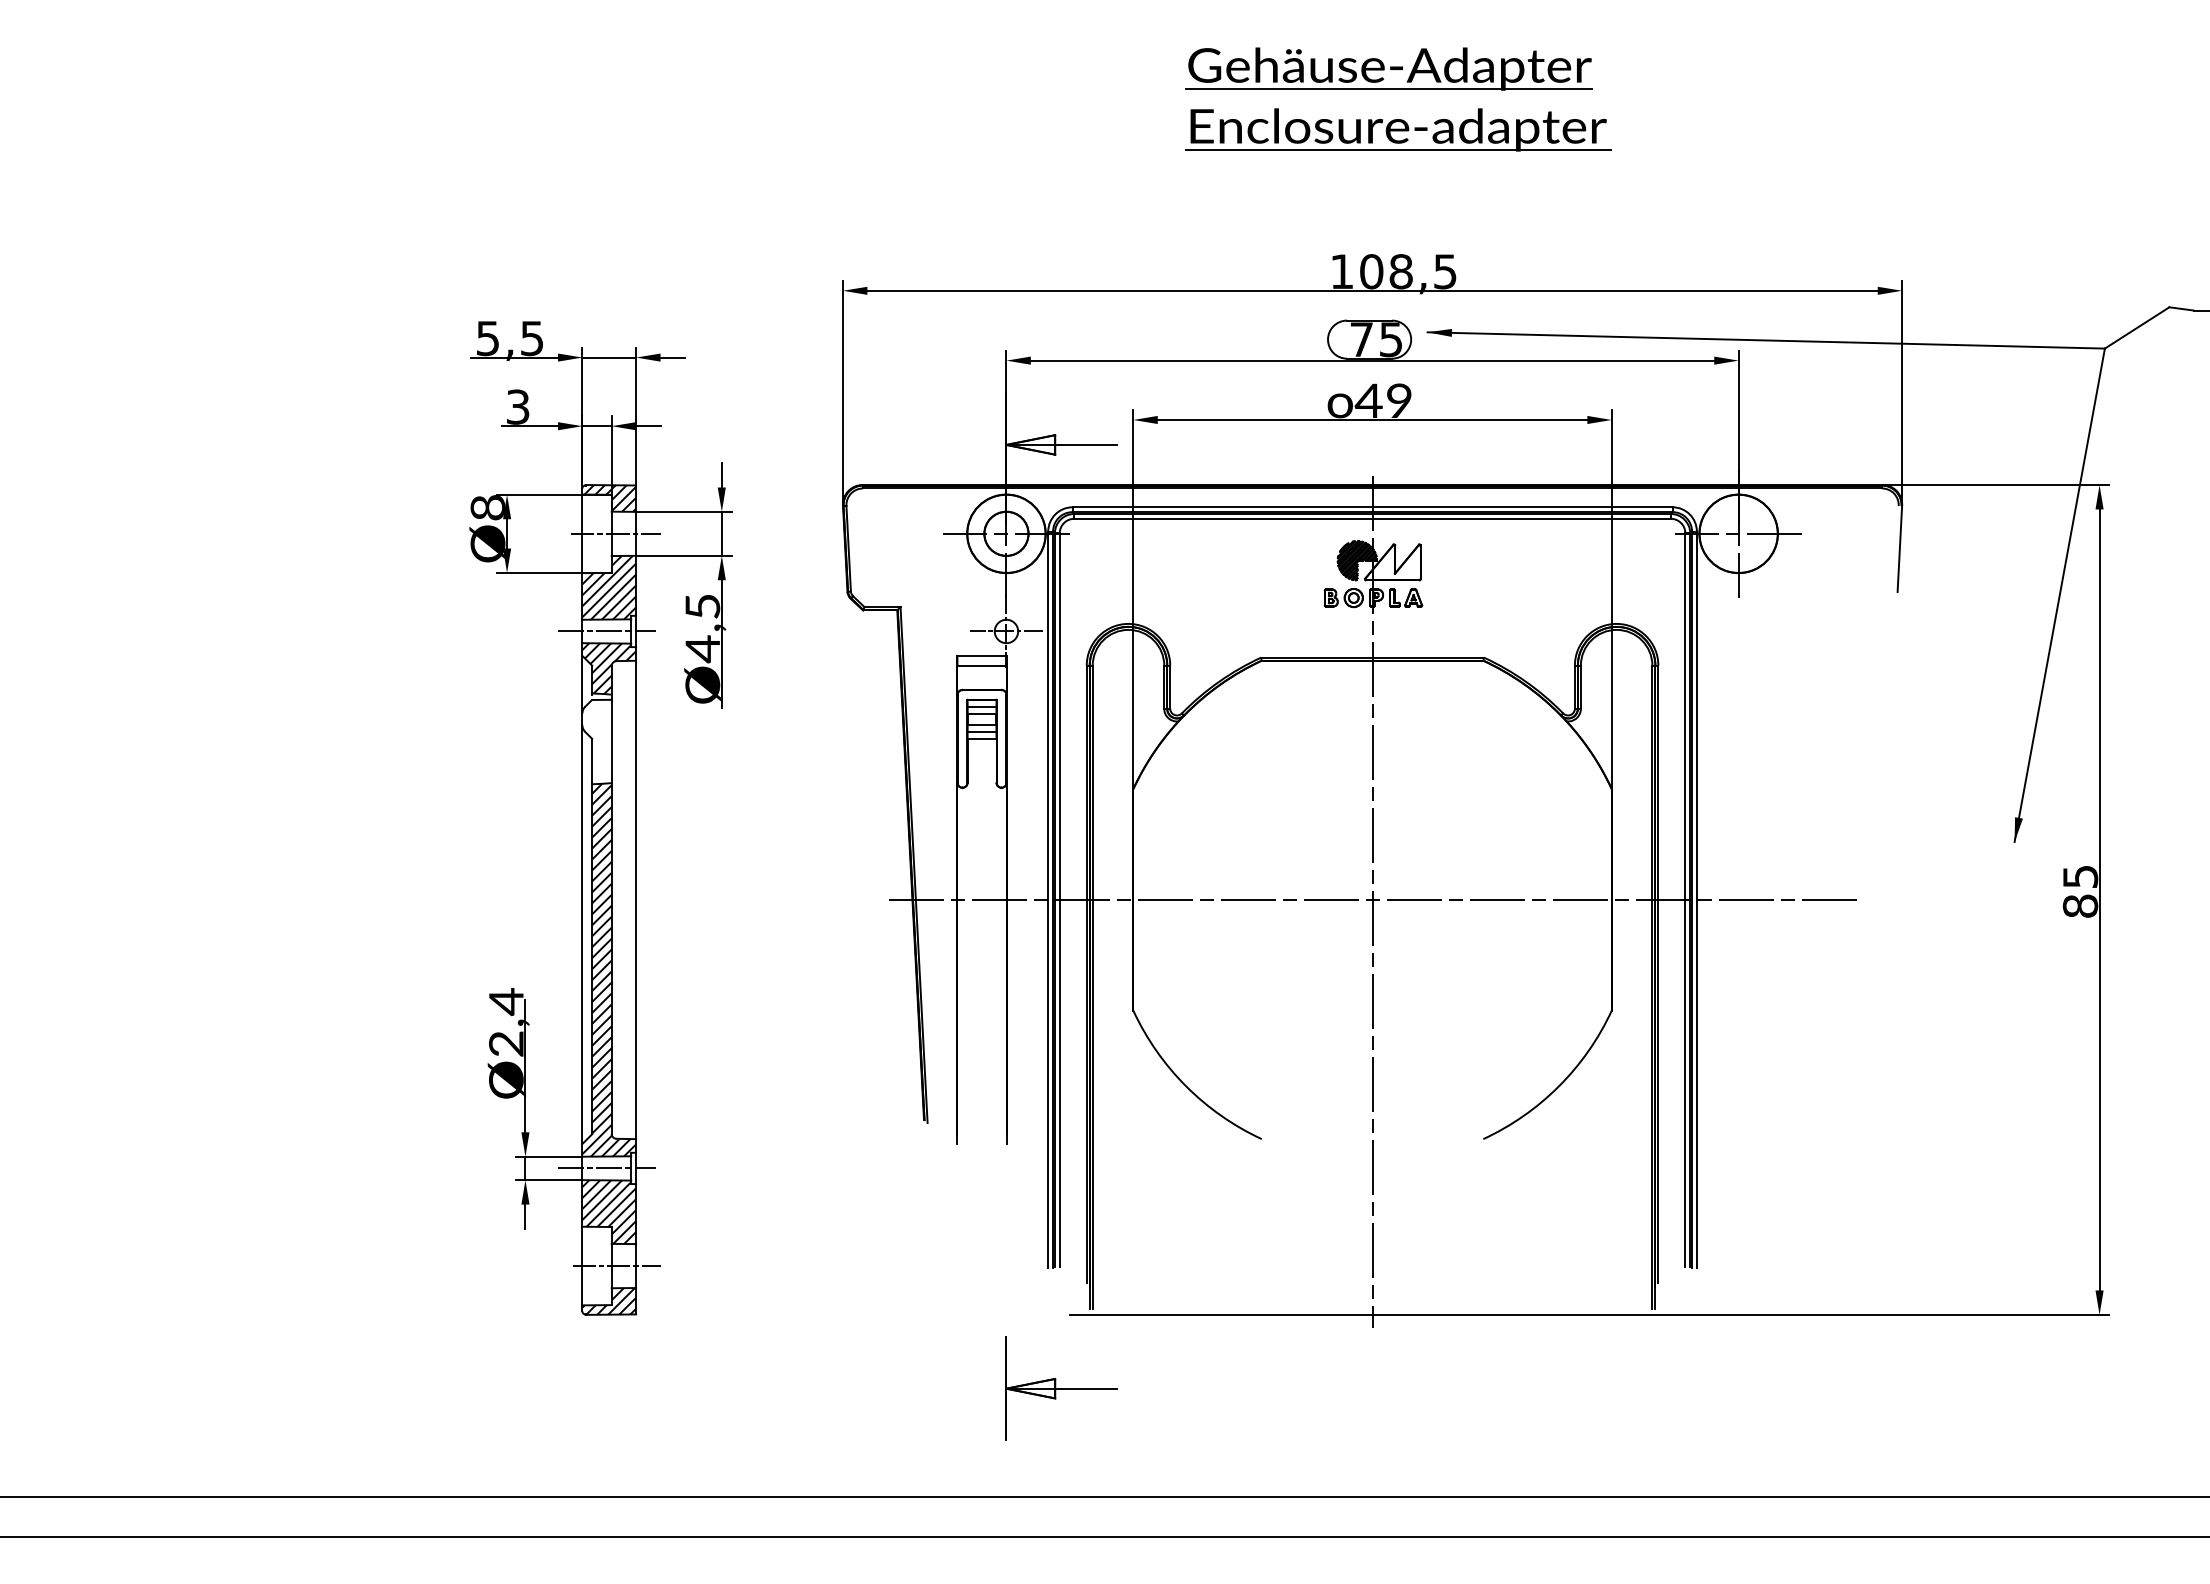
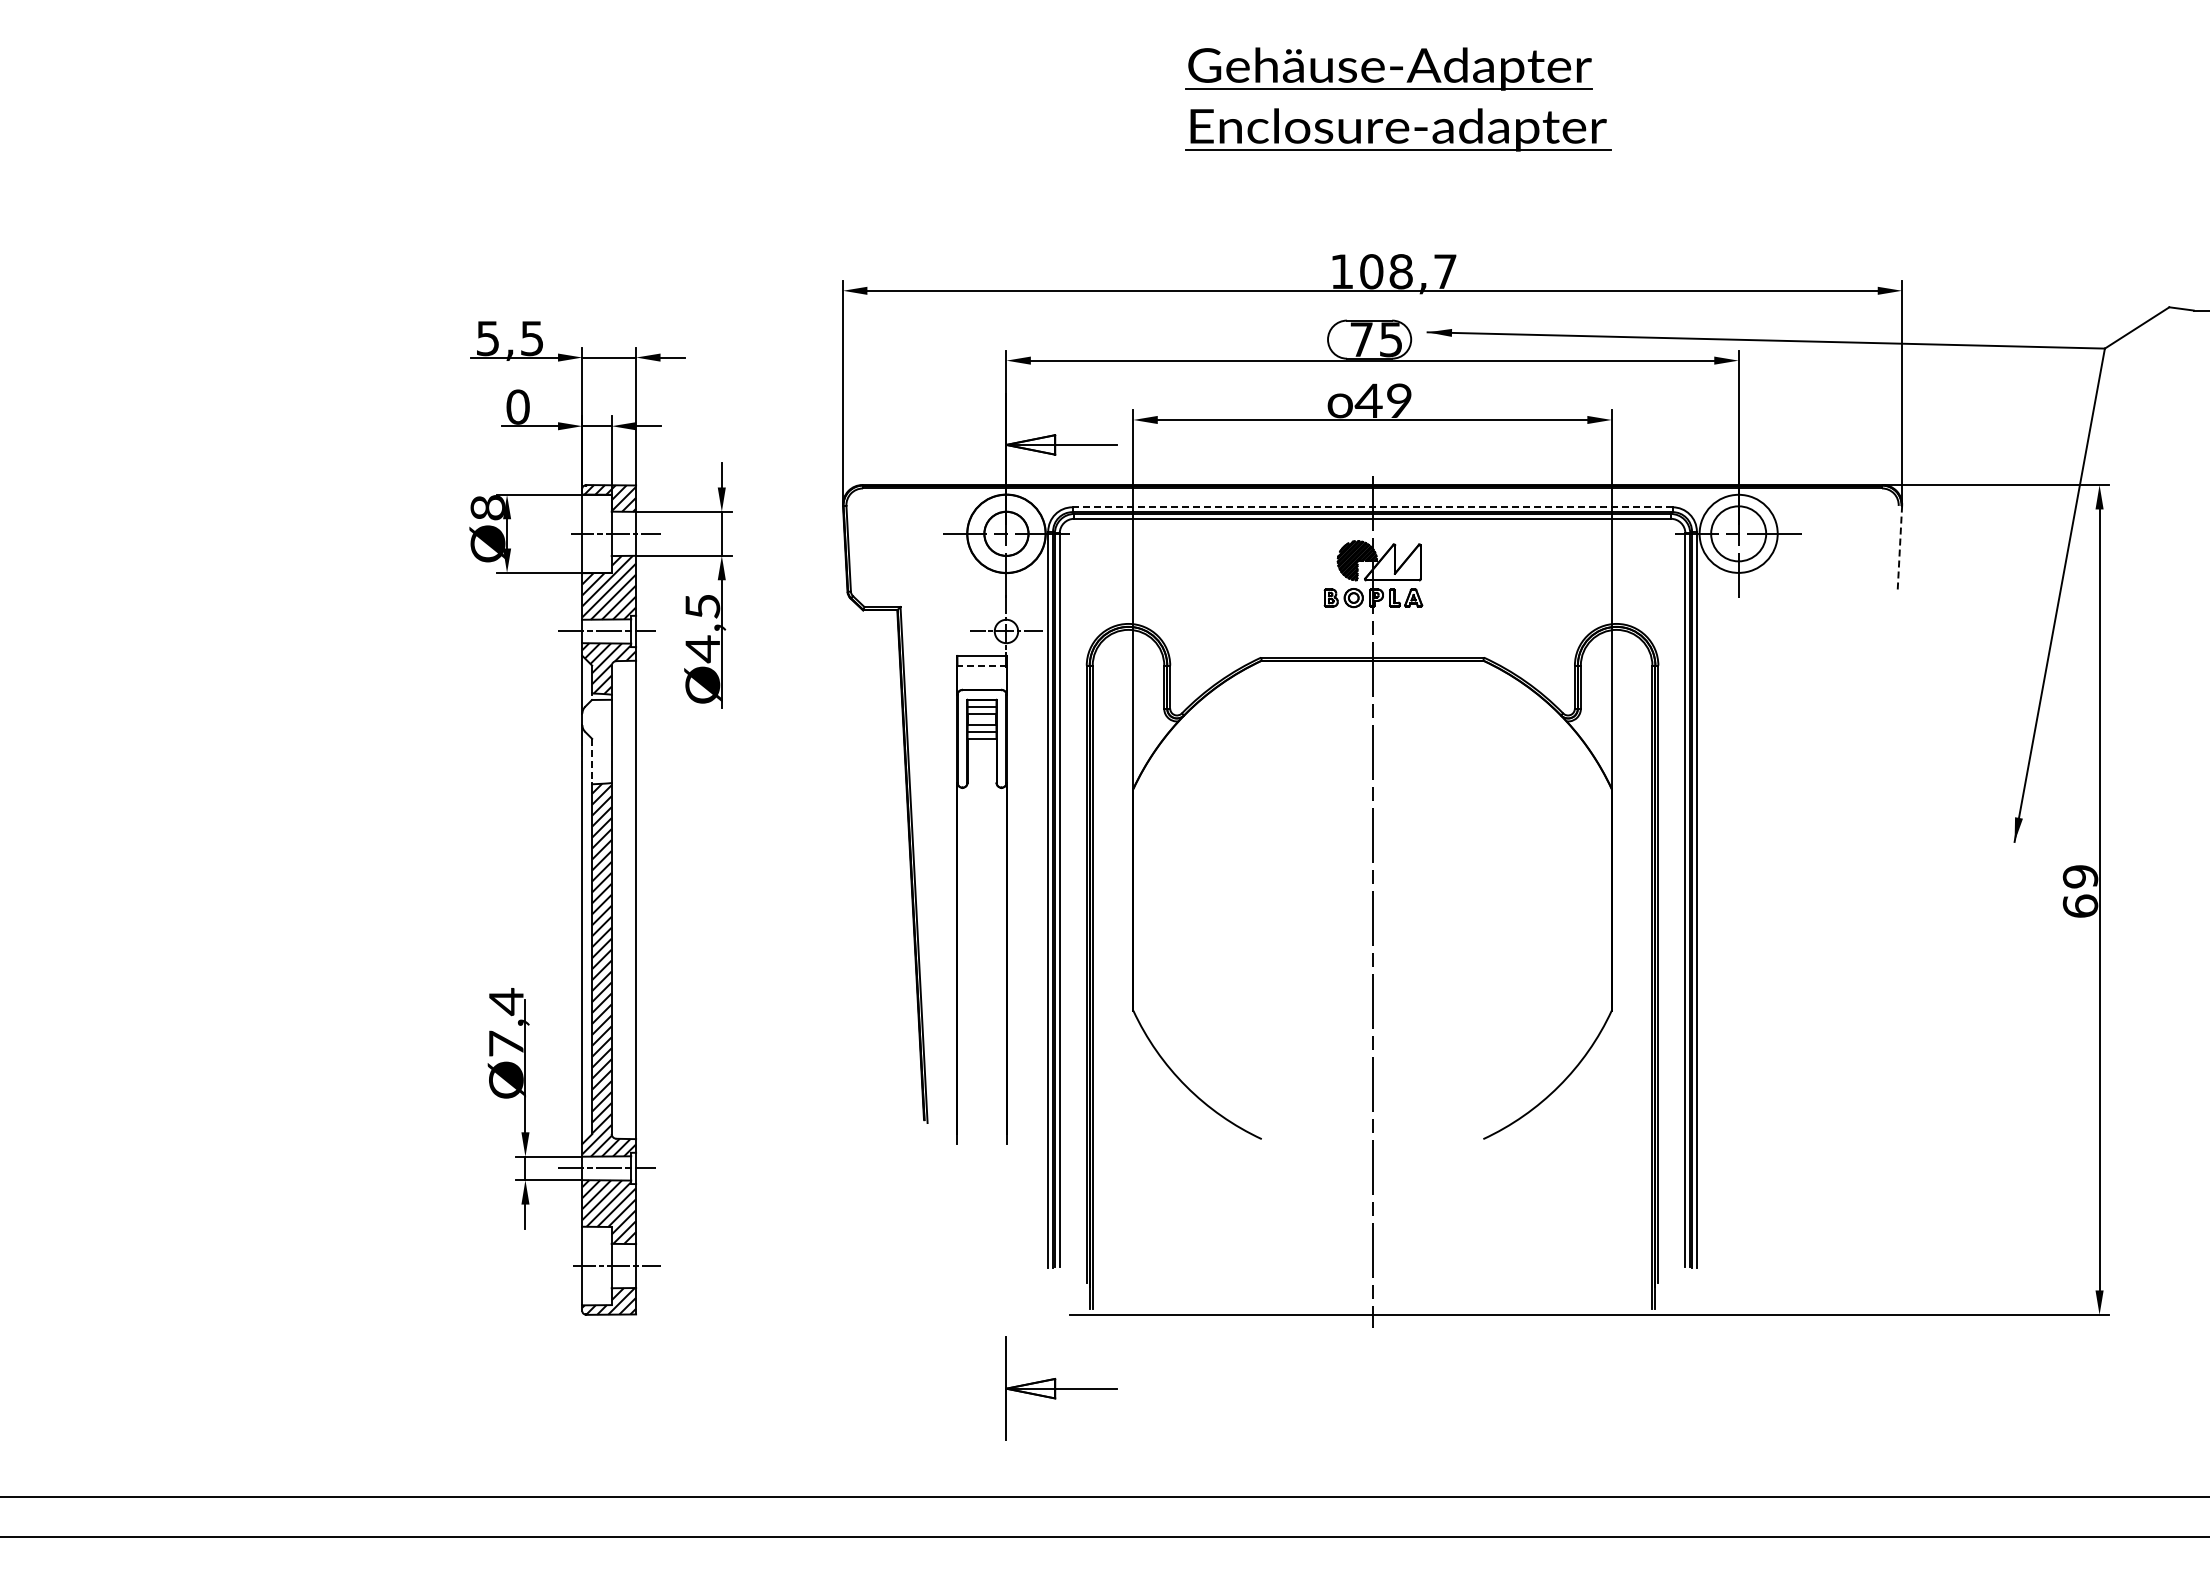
text: 108,5 -> 108,7 (1445, 271)
text: 3 -> 0 (517, 406)
line: solid -> dashed (1372, 507)
circle diameter: 79 px -> 55 px (1738, 533)
line: solid -> dashed (1899, 549)
line: solid -> dashed (982, 665)
line: solid -> dashed (592, 761)
text: 85 -> 69 (2080, 891)
line: present -> none (1372, 899)
text: Ø2,4 -> Ø7,4 (506, 1043)
